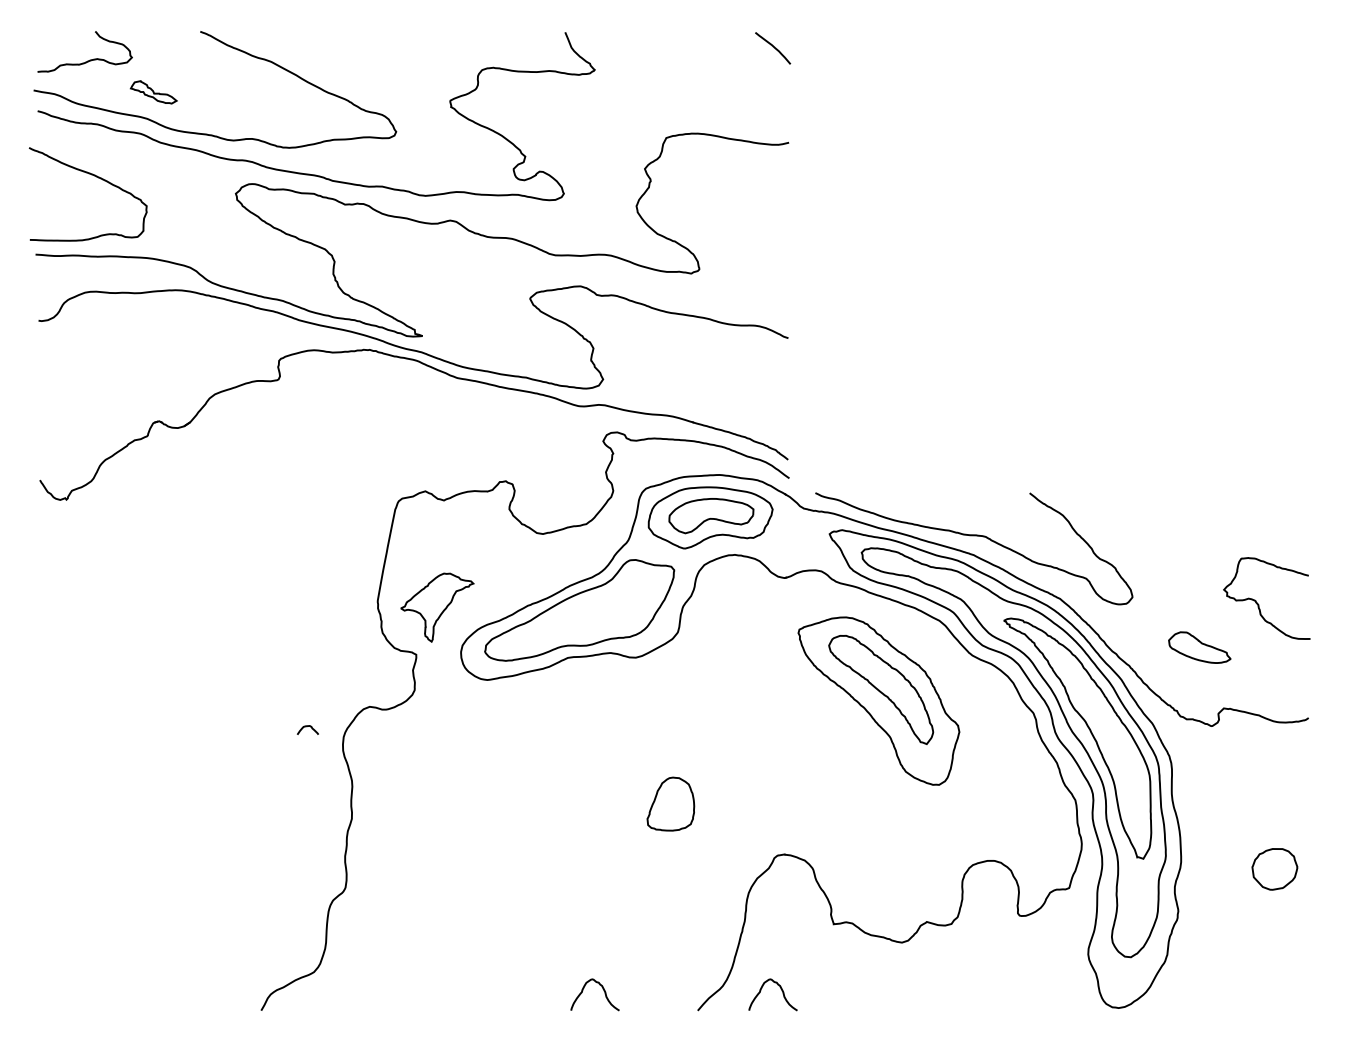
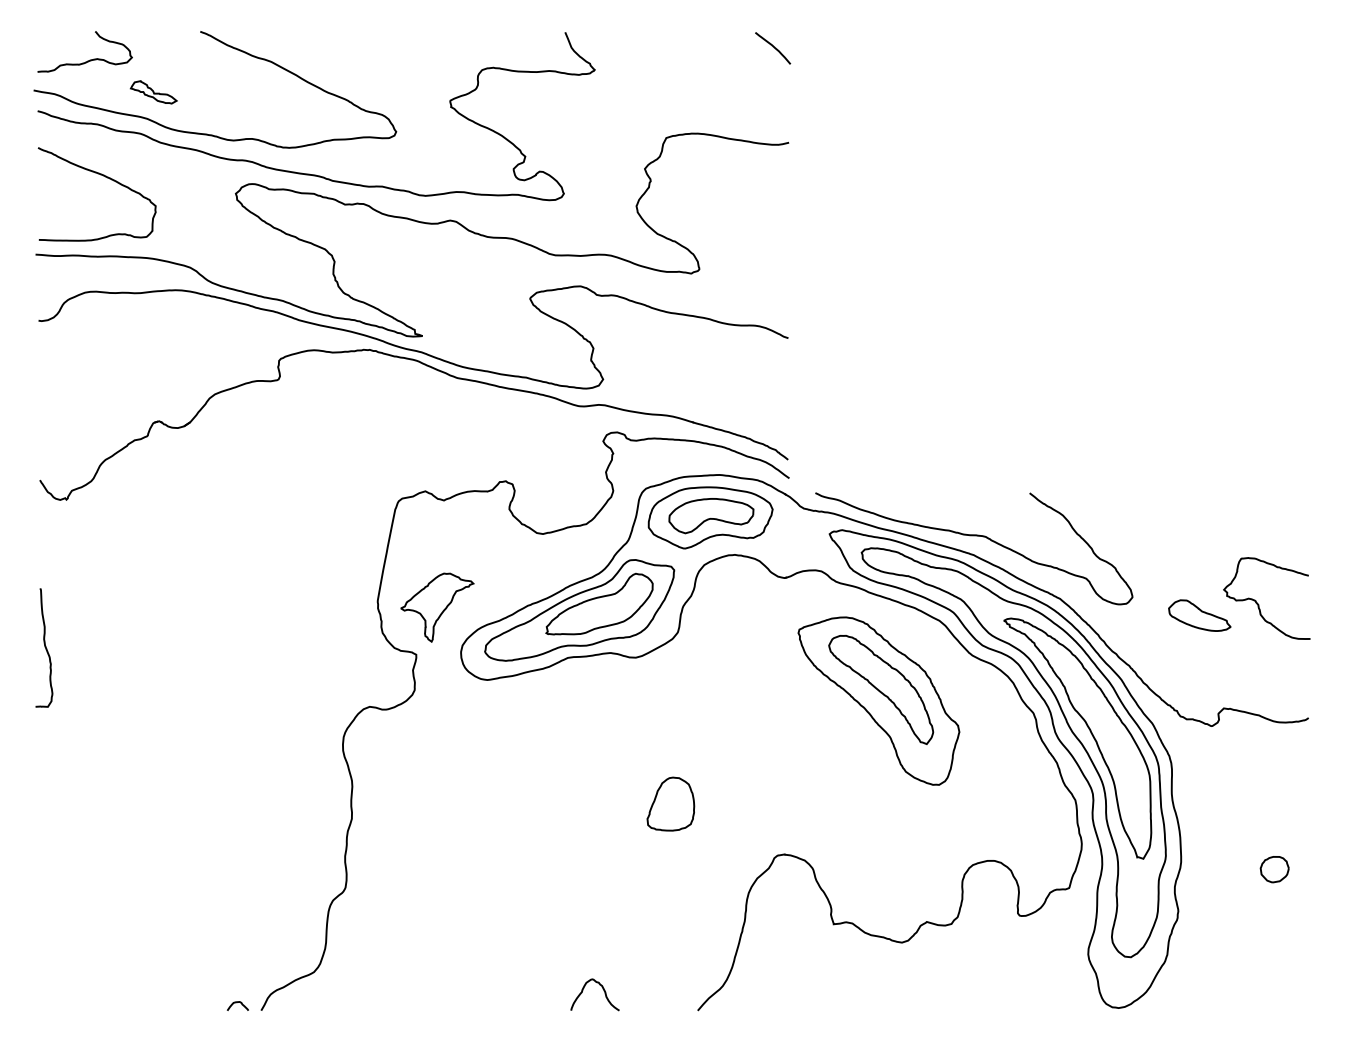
curve position: (96, 177) -> (105, 177) (105, 177)
part: none -> present (599, 603)
curve: none -> present (44, 647)
part position: (1199, 647) -> (1199, 615) (1199, 615)
curve position: (306, 727) -> (236, 1003) (236, 1003)
part size: 48x43 px -> 31x28 px (1274, 869)
curve: present -> none (780, 989)
